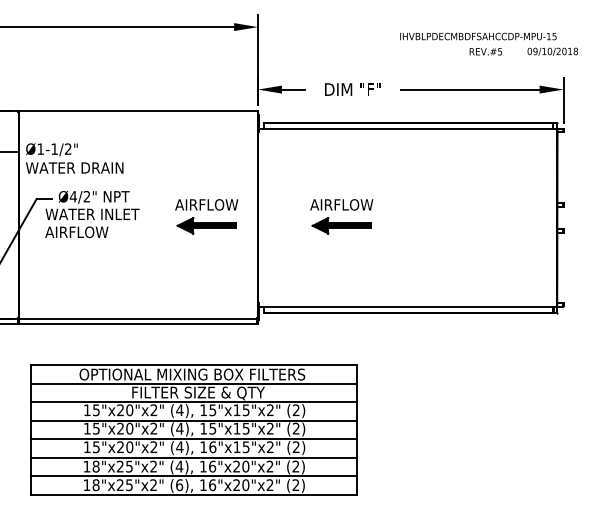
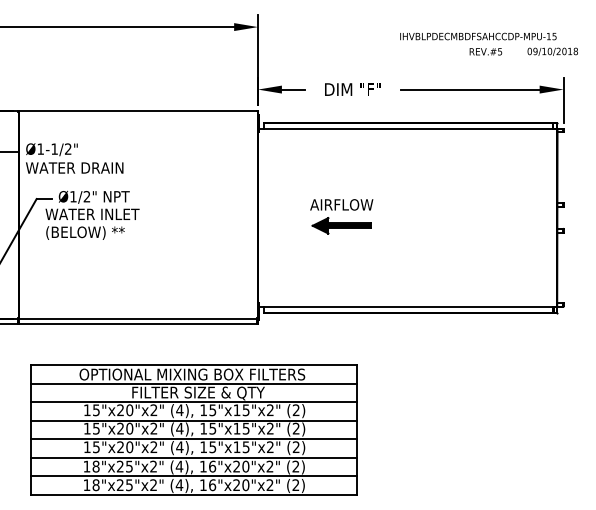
text: Ø4/2" -> Ø1/2" (73, 196)
part: present -> none (206, 216)
text: AIRFLOW -> (BELOW) ** (84, 232)
text: 16"x15"x2" -> 15"x15"x2" (212, 447)
text: (6), -> (4), (179, 485)
